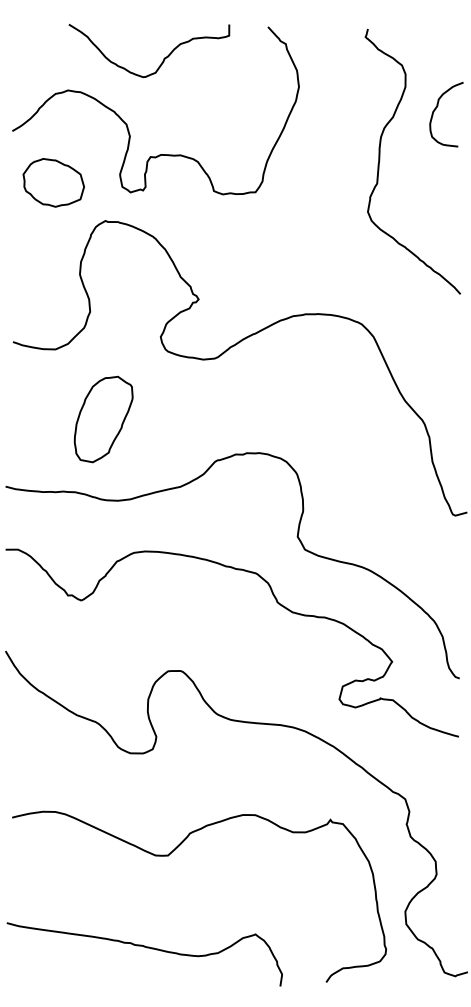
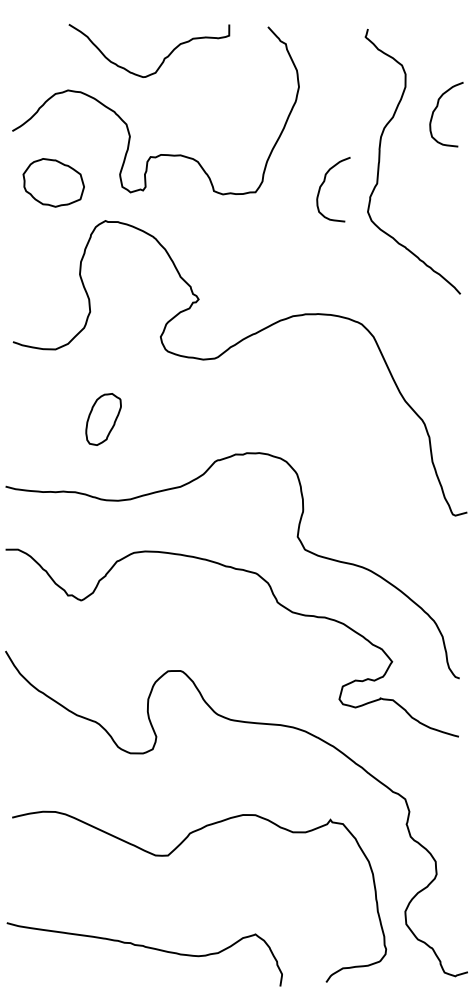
curve: none -> present (323, 184)
part size: 61x89 px -> 37x53 px (103, 419)
